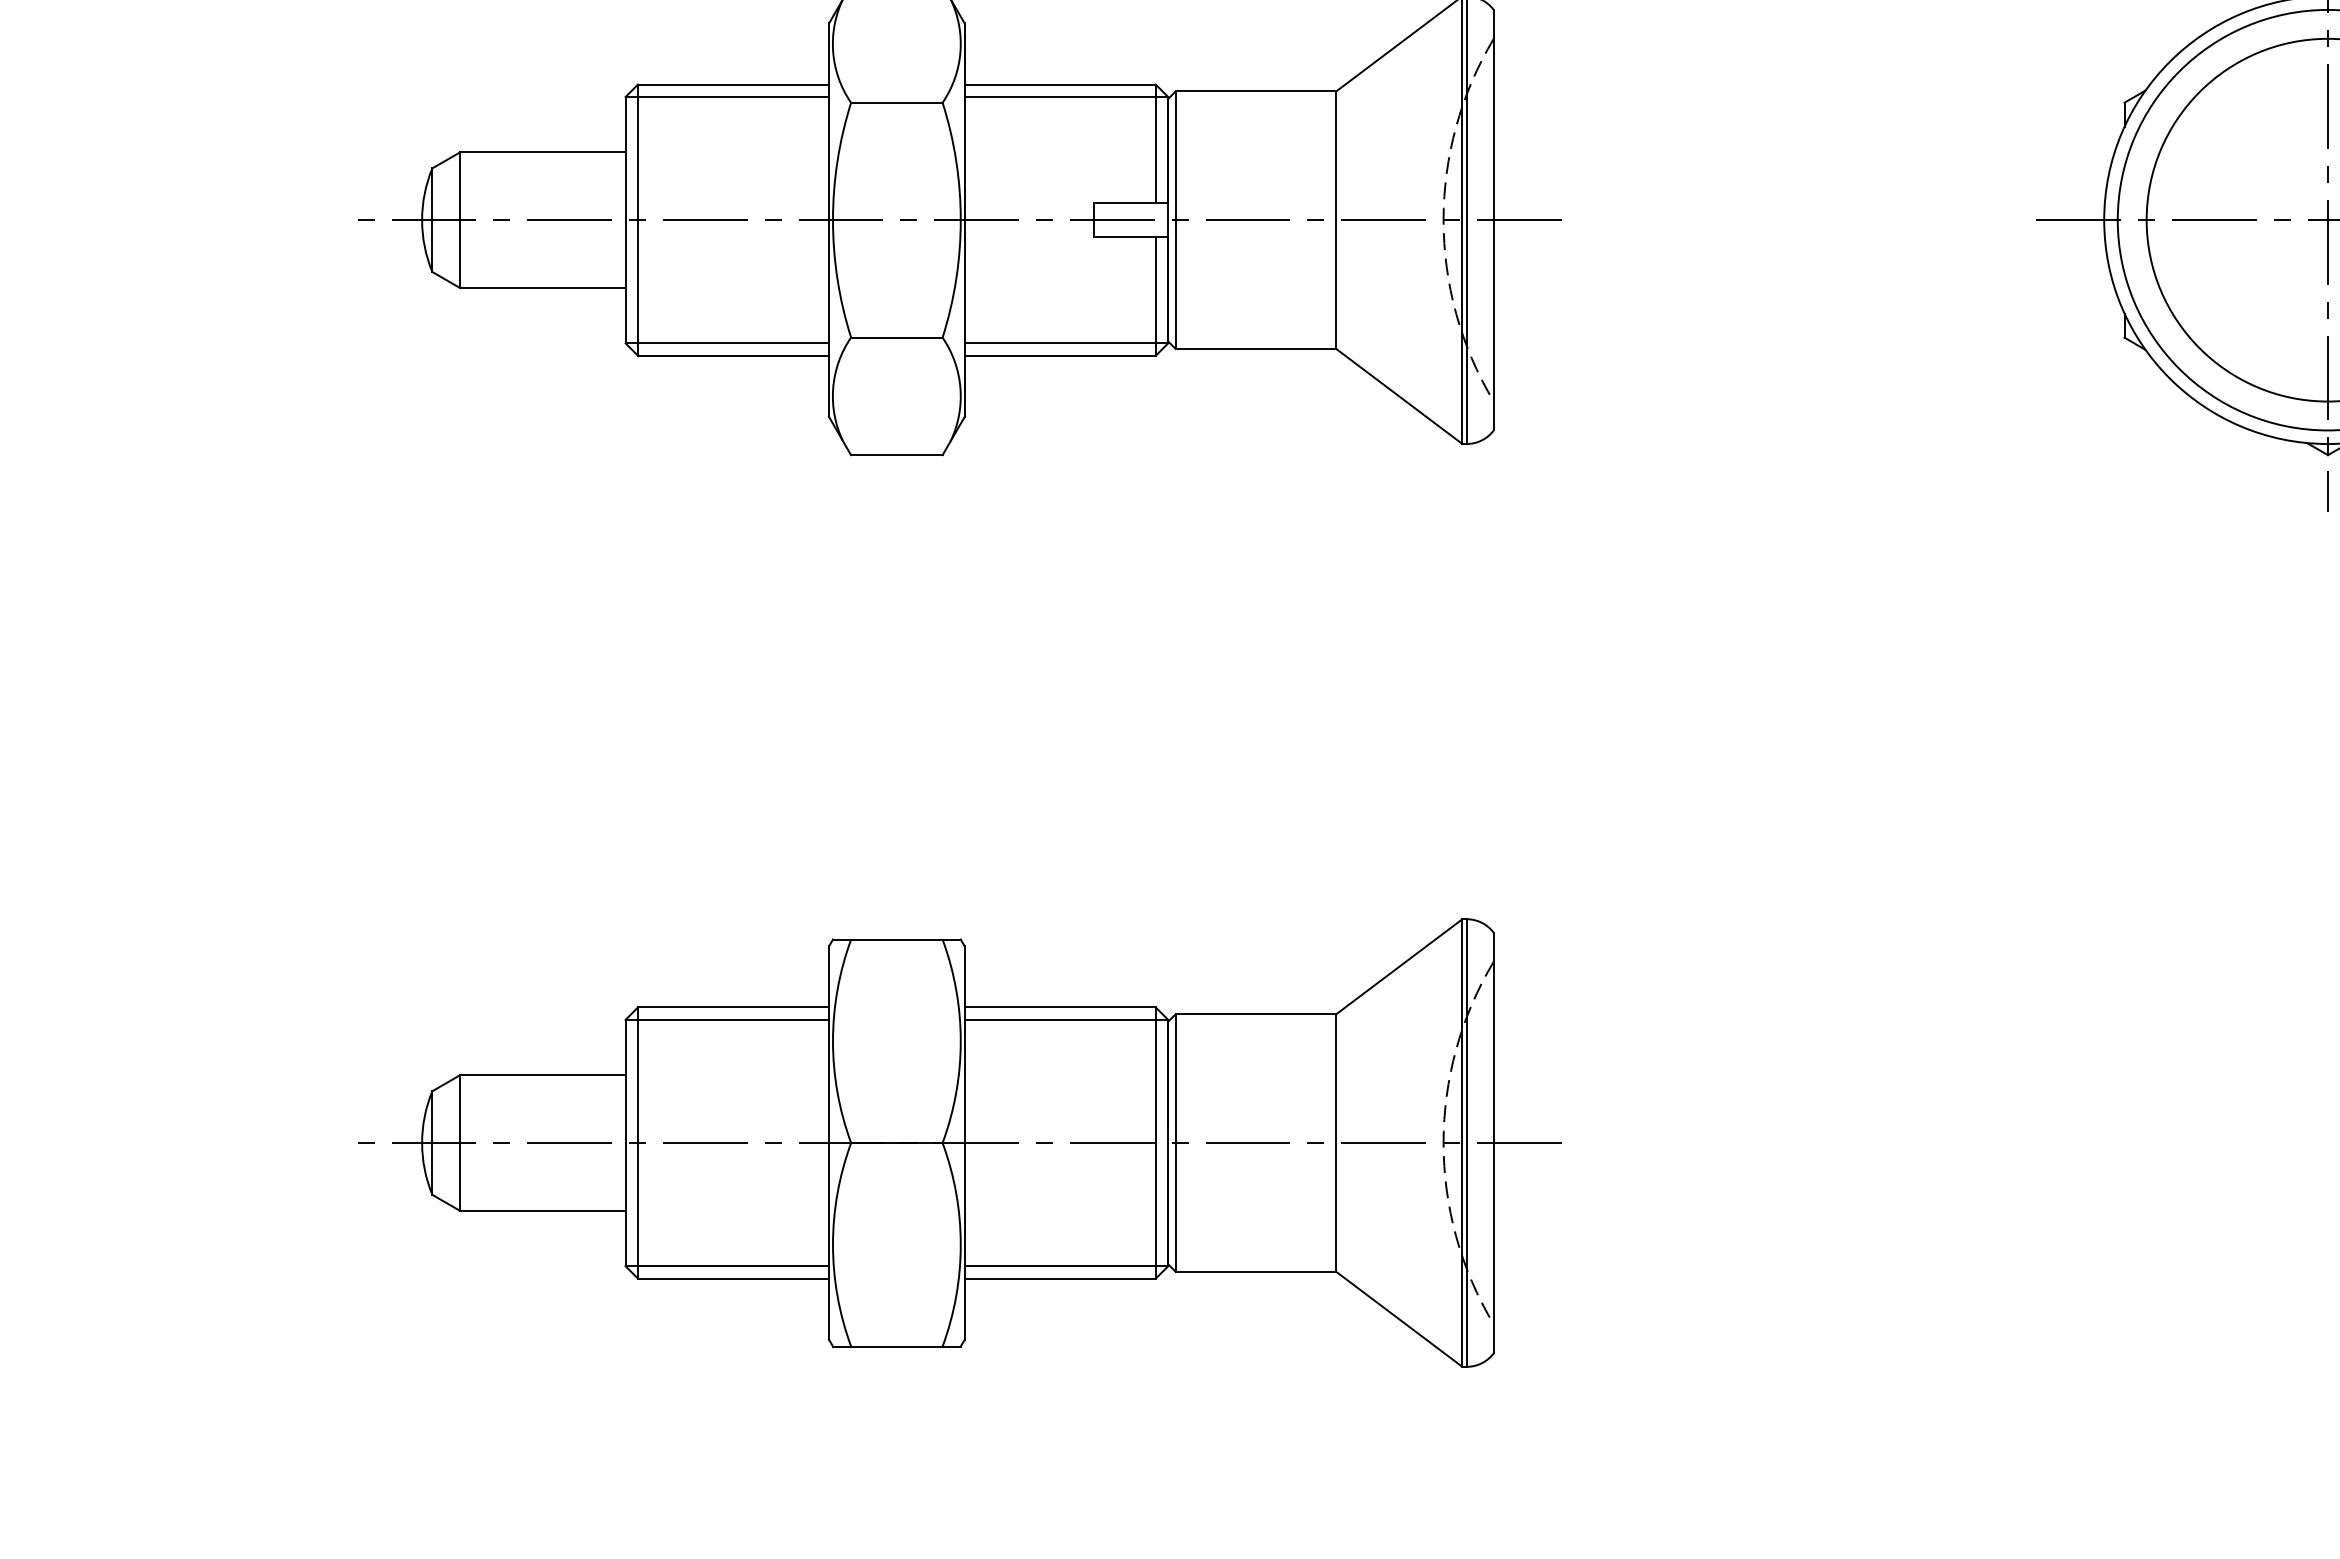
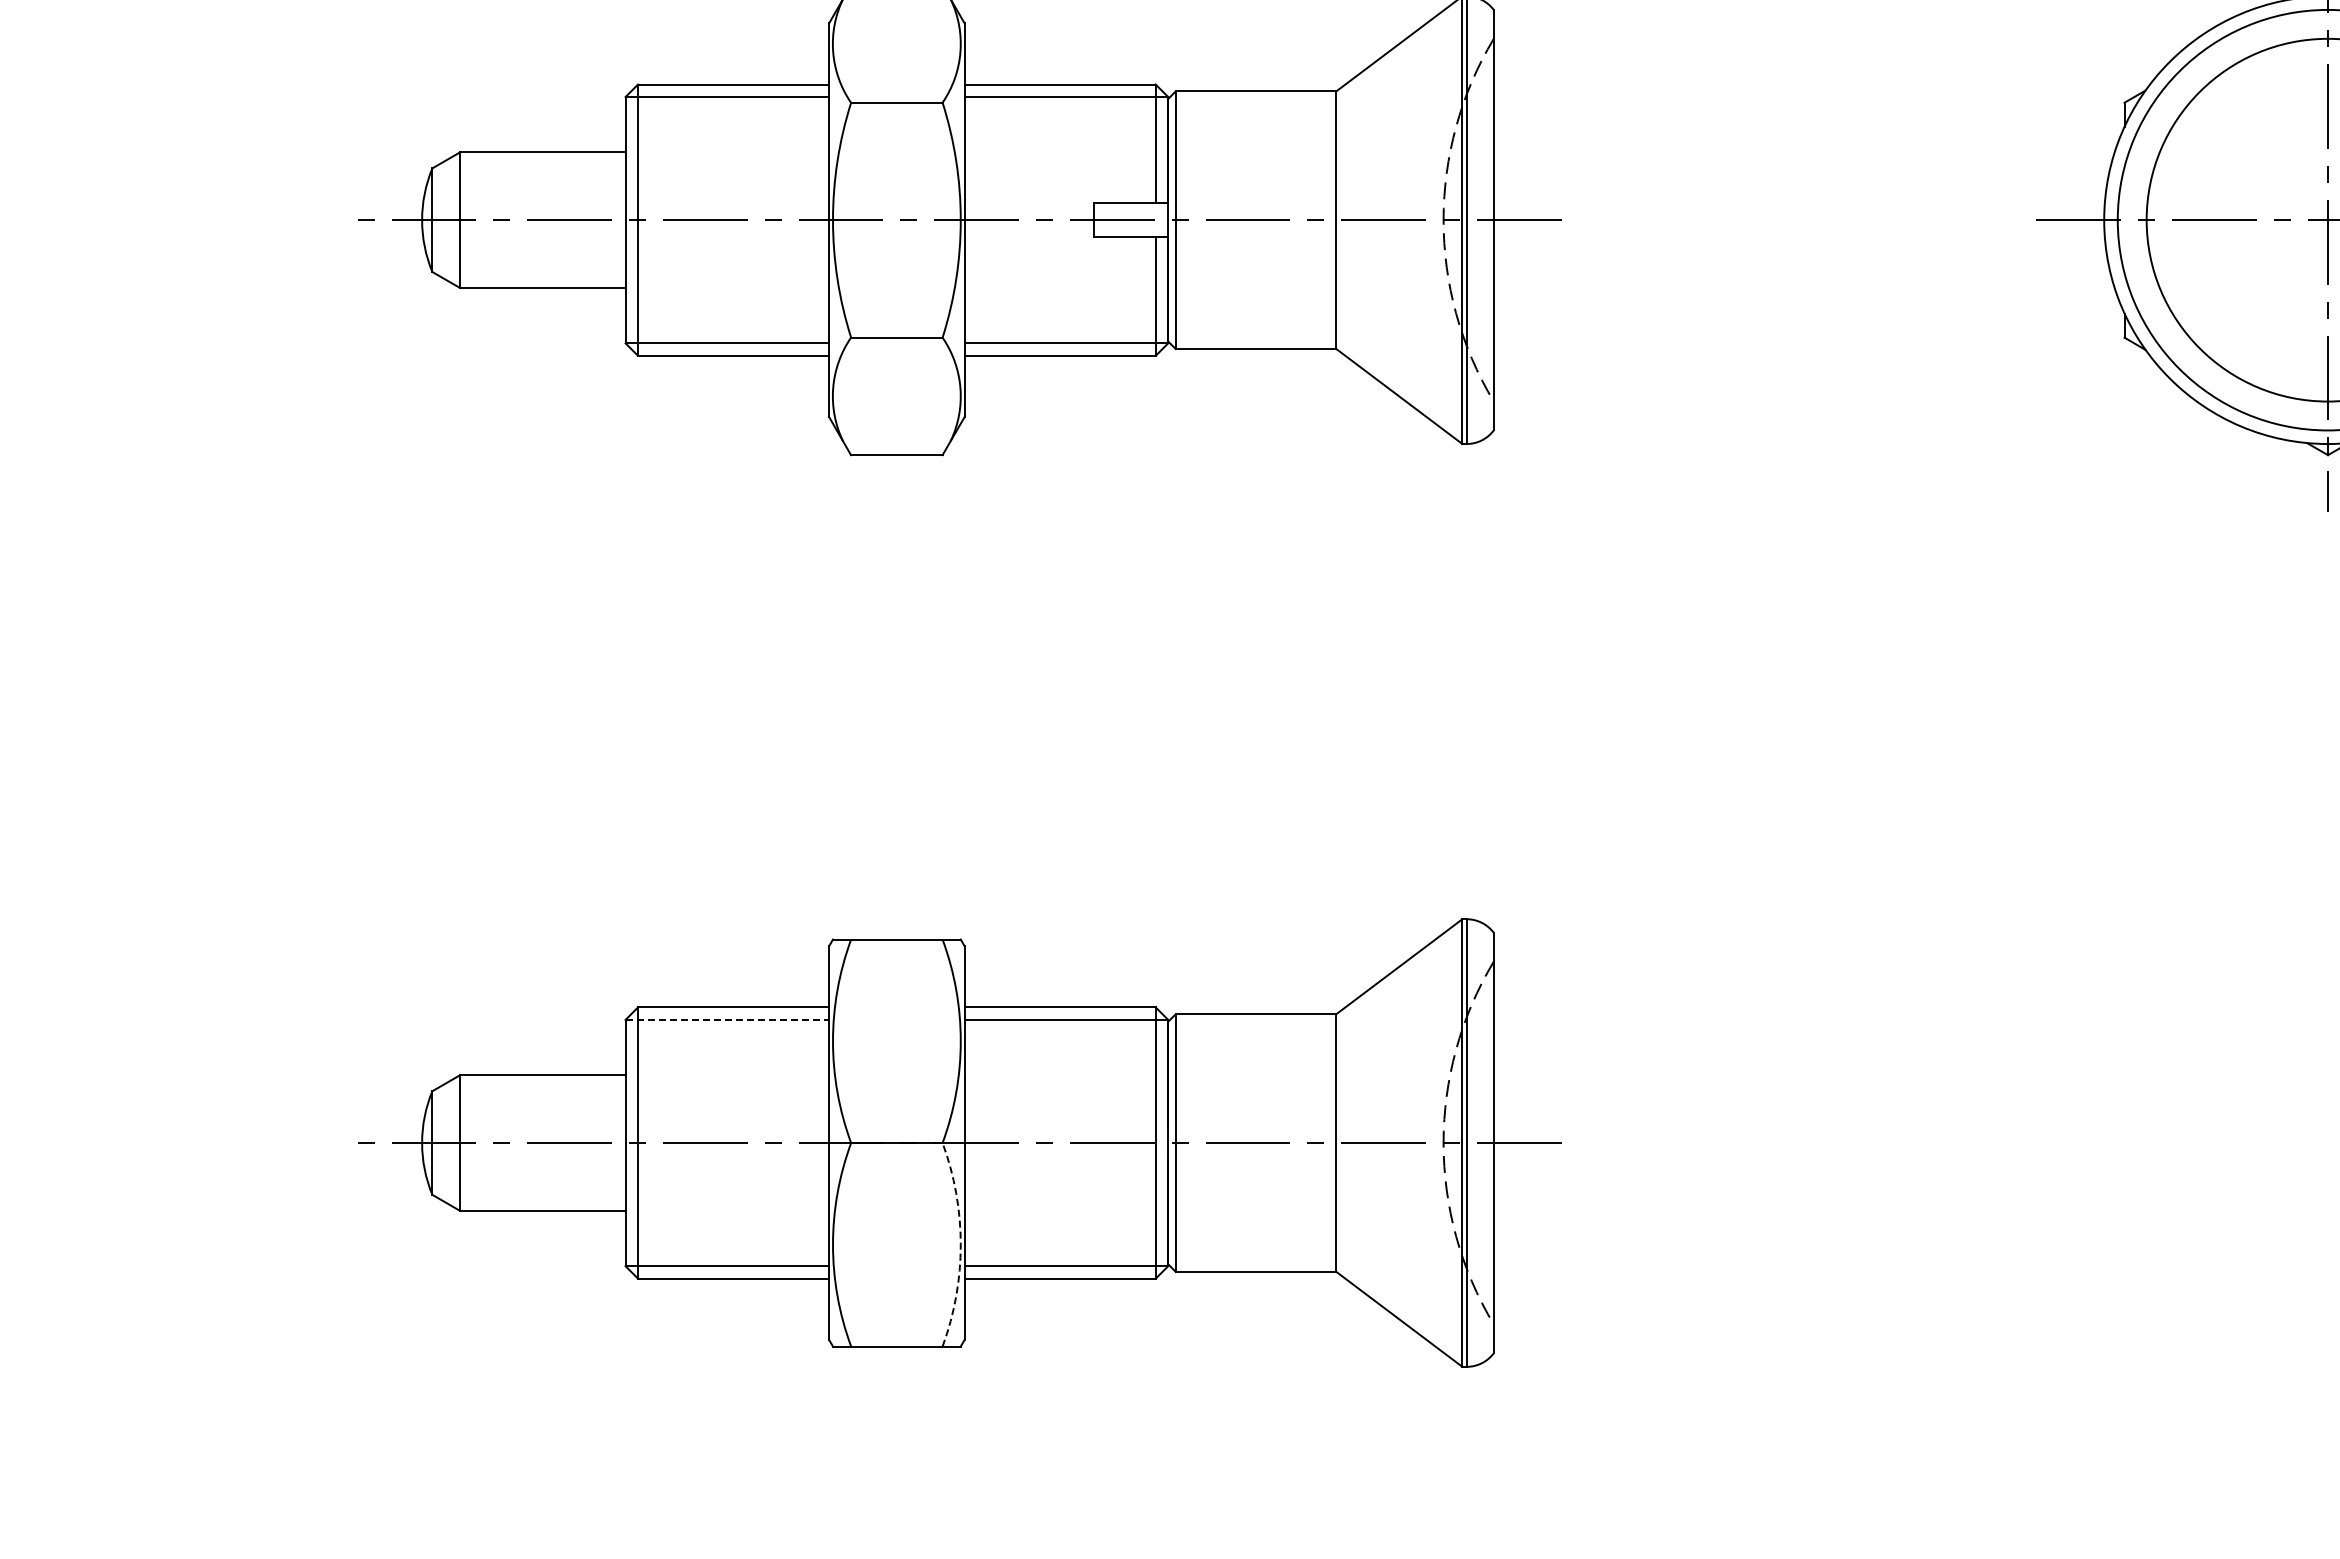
line: solid -> dashed (727, 1019)
arc: solid -> dashed (960, 1244)
